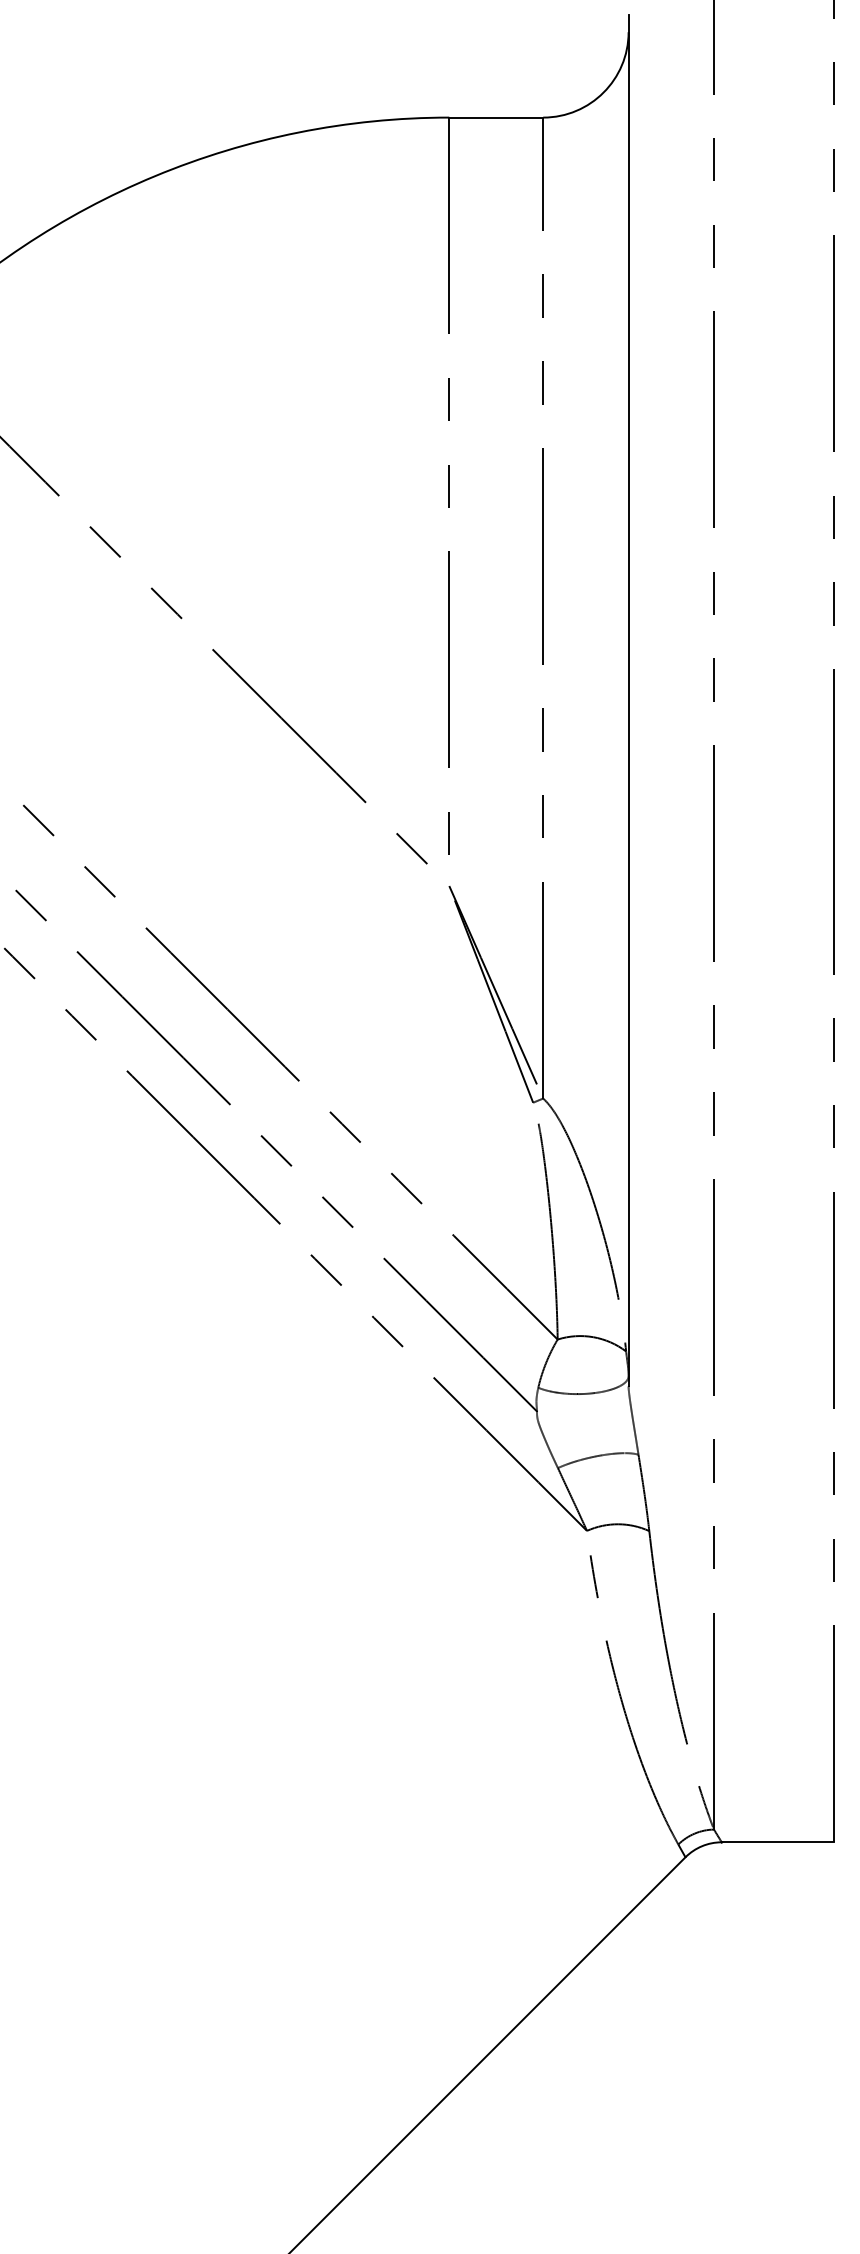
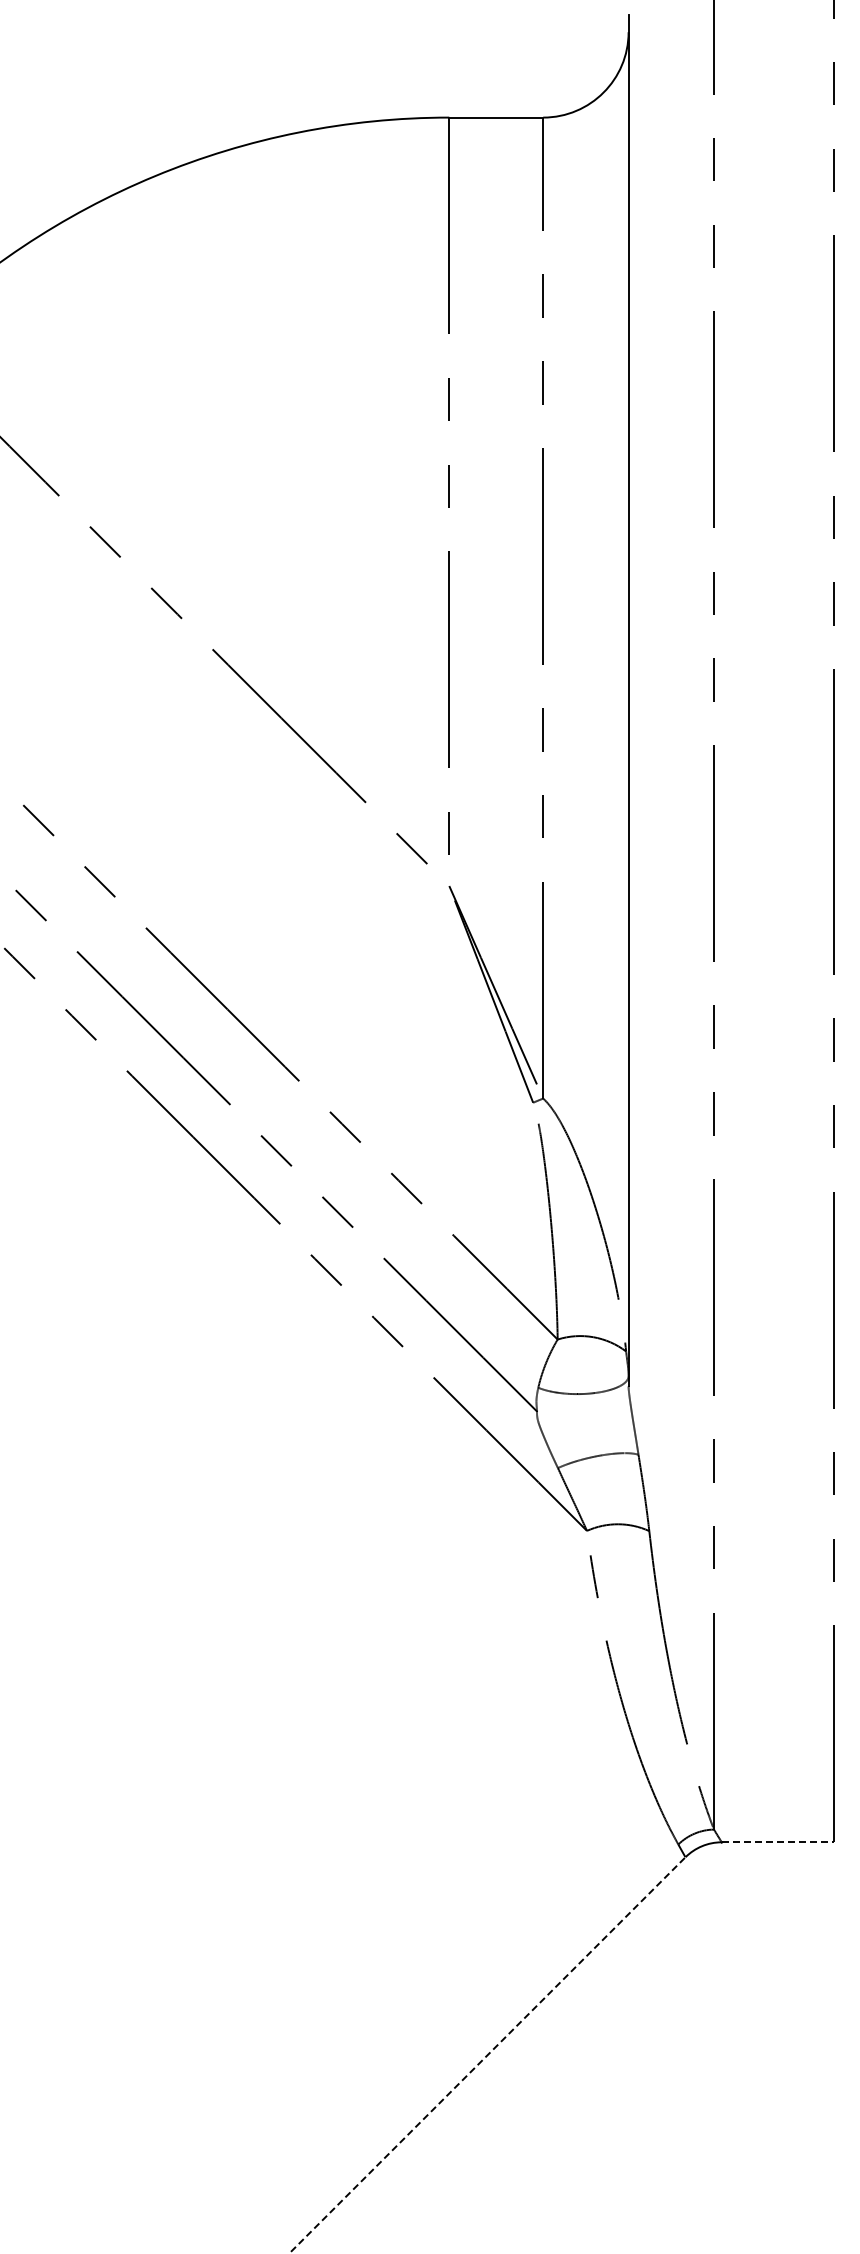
line: solid -> dashed (778, 1842)
line: solid -> dashed (487, 2055)
